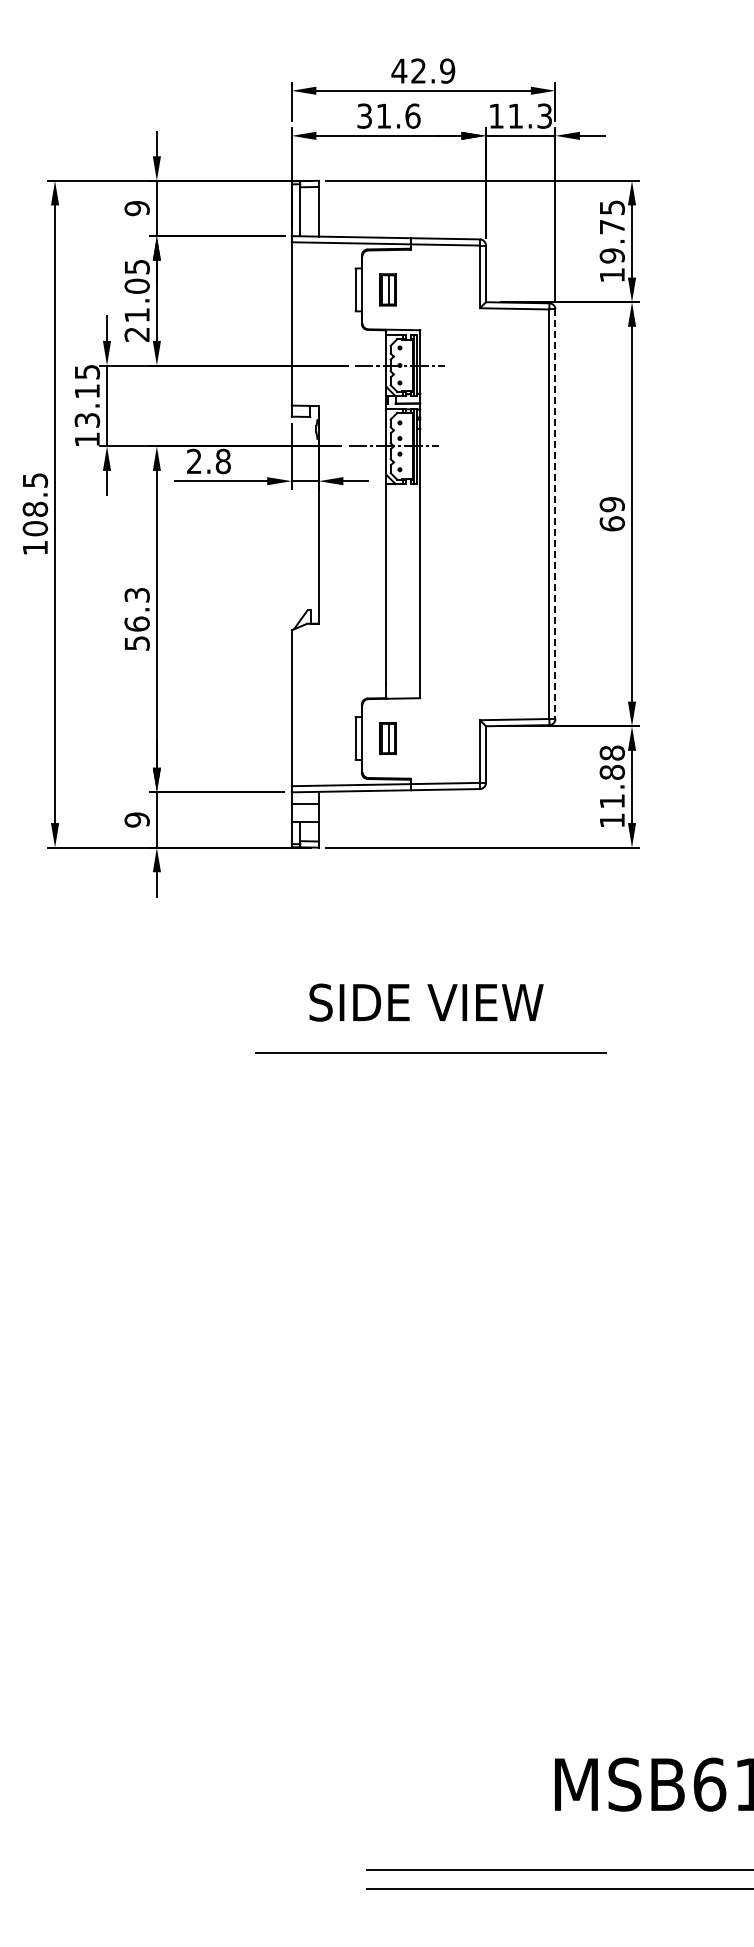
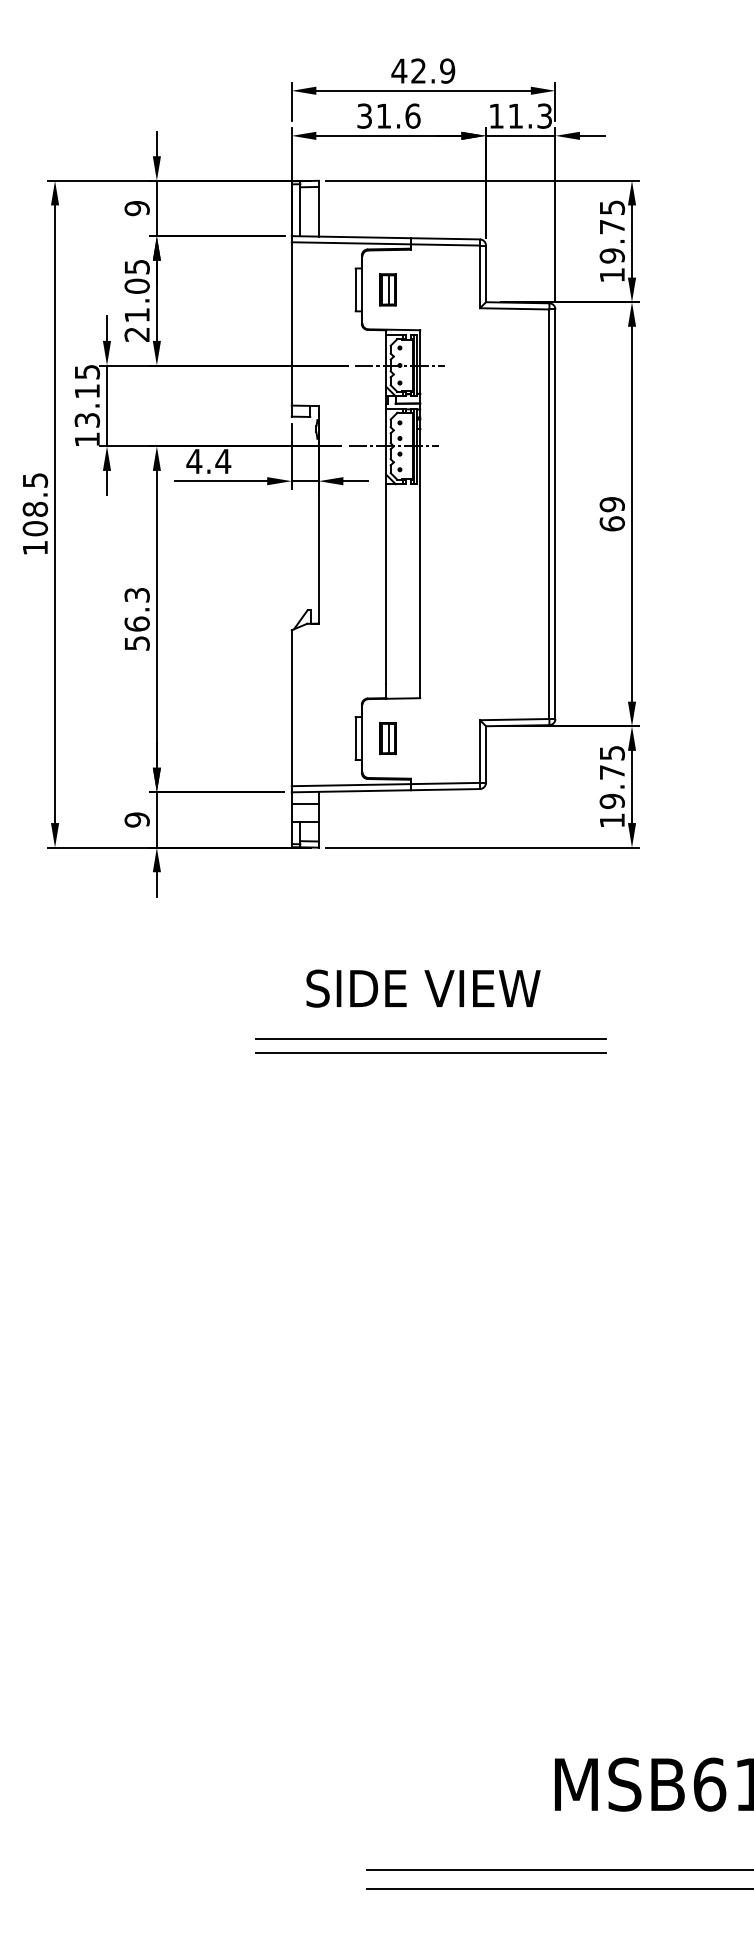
text: 2.8 -> 4.4 (208, 461)
line: dashed -> solid (555, 514)
text: 11.88 -> 19.75 (611, 776)
text position: (426, 1002) -> (423, 988) (423, 988)
line: none -> present (431, 1038)
